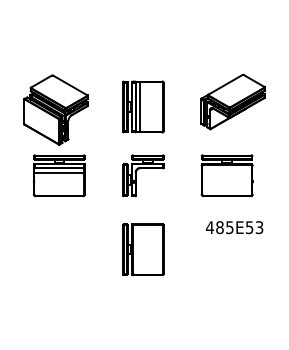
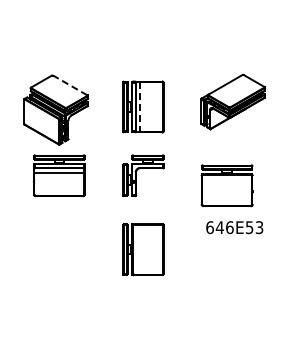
line: solid -> dashed (70, 85)
line: solid -> dashed (140, 107)
part position: (226, 175) -> (226, 185) (226, 185)
text: 485E53 -> 646E53 (219, 227)
